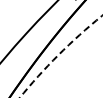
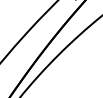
arc: dashed -> solid (59, 54)
